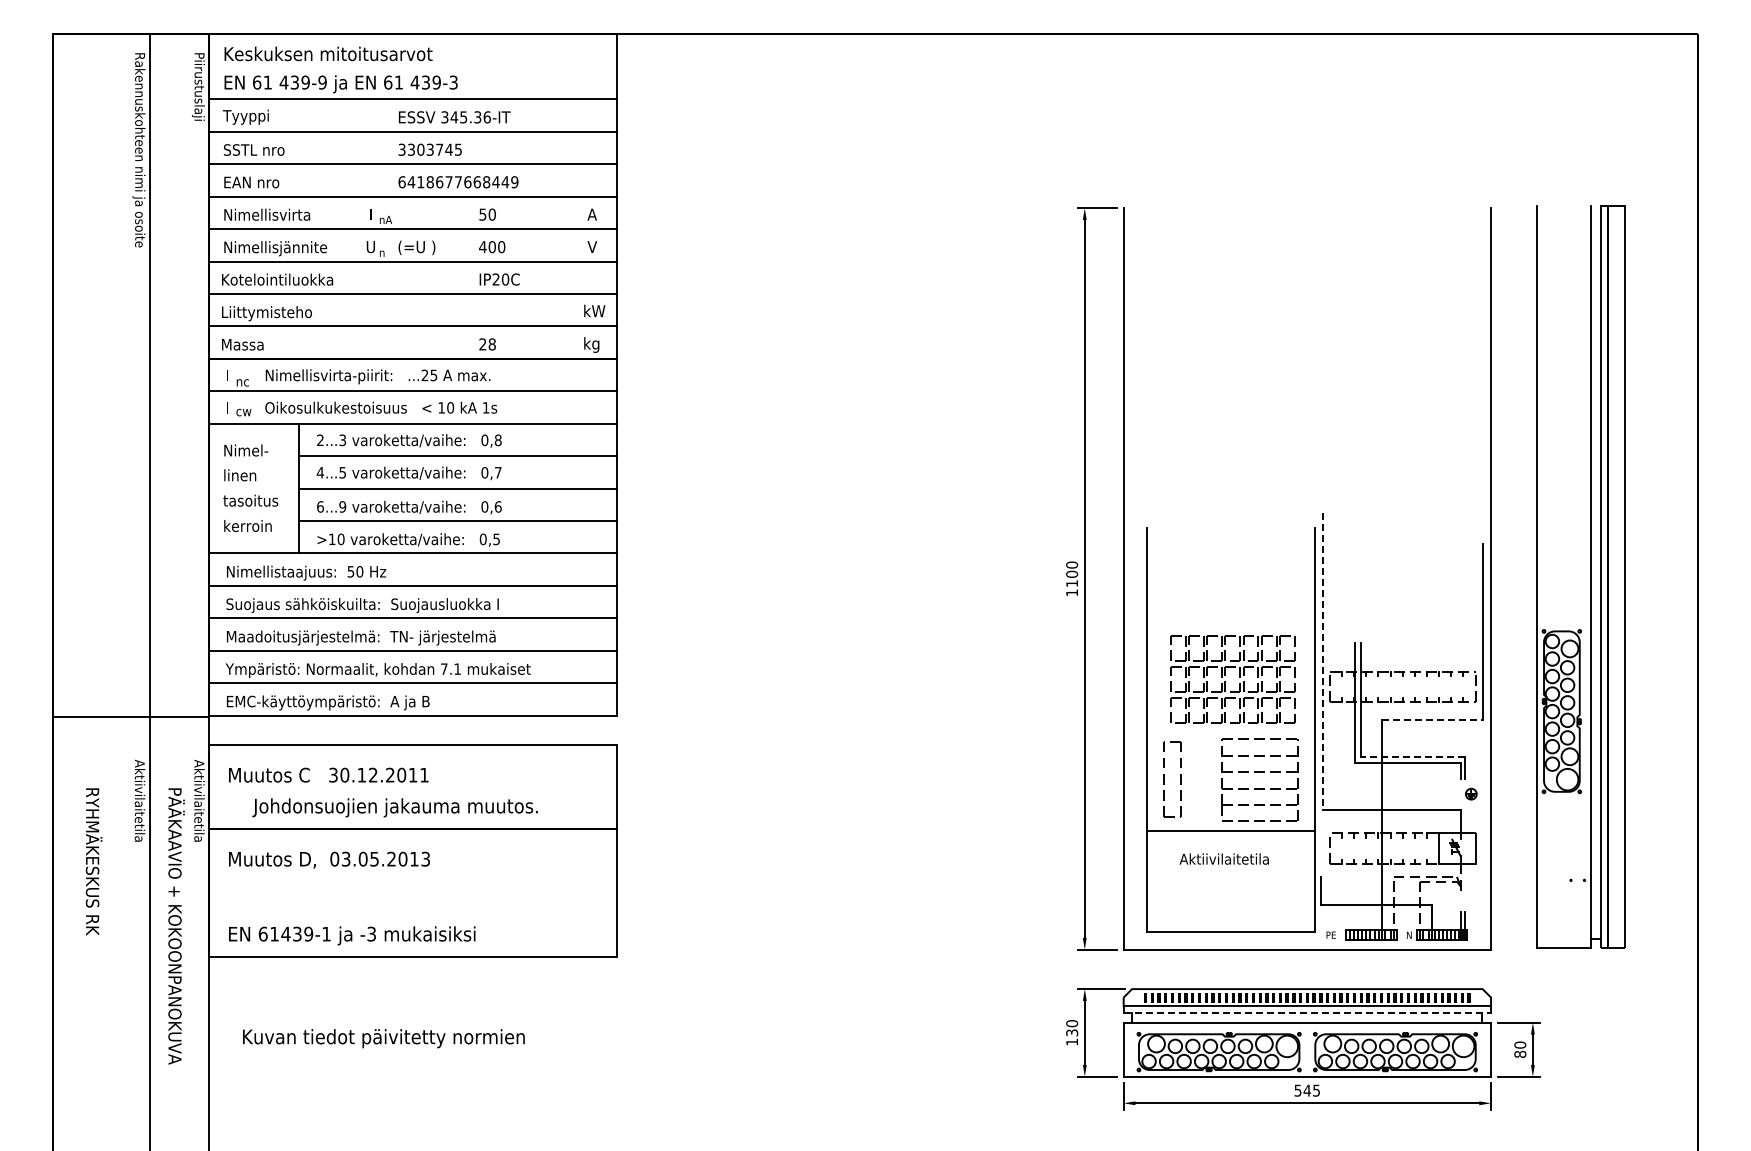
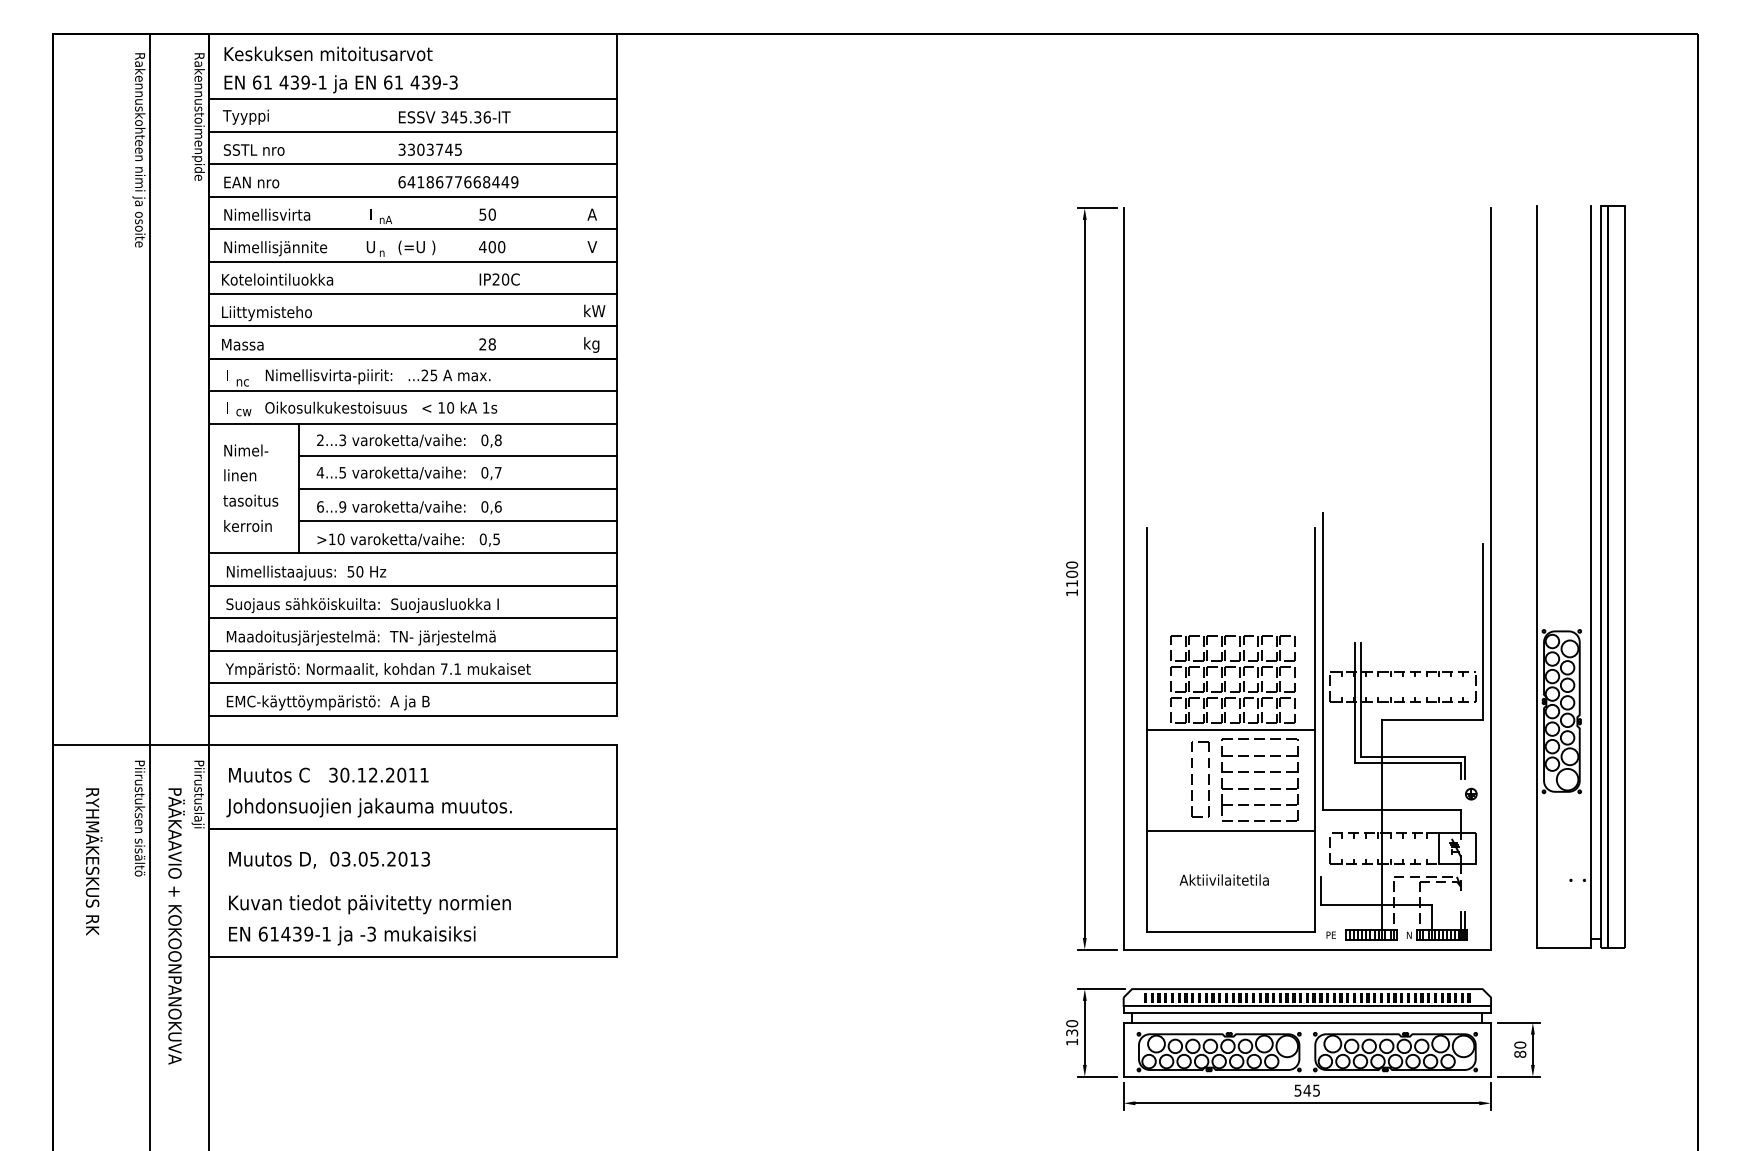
text: 439-9 -> 439-1 (322, 82)
text: Piirustuslaji -> Rakennustoimenpide (197, 117)
line: dashed -> solid (1323, 662)
line position: (130, 716) -> (130, 744) (130, 744)
line: dashed -> solid (1432, 720)
line: none -> present (1230, 729)
line: dashed -> solid (1413, 756)
part position: (1164, 779) -> (1192, 779) (1192, 779)
text: Aktiivilaitetila -> Piirustuslaji (197, 800)
text position: (394, 807) -> (368, 807) (368, 807)
text: Aktiivilaitetila -> Piirustuksen sisältö^J (139, 817)
text position: (1223, 858) -> (1223, 879) (1223, 879)
line: dashed -> solid (1307, 1012)
text position: (383, 1038) -> (369, 904) (369, 904)
